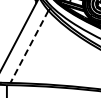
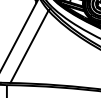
line: dashed -> solid (29, 46)
